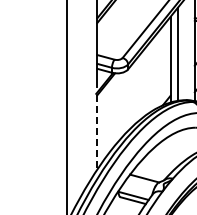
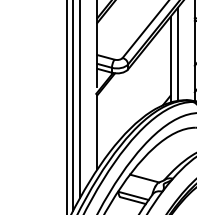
line: none -> present (80, 99)
line: none -> present (73, 106)
line: dashed -> solid (97, 132)
